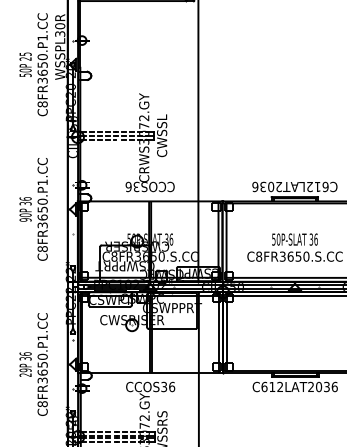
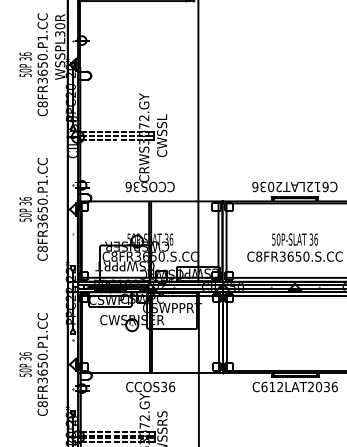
text: 25 -> 36 (25, 56)
text: 90P -> 50P (25, 219)
text: 29P -> 50P (25, 372)
